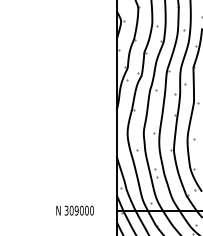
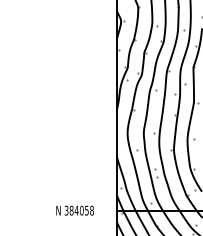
text: 309000 -> 384058 (81, 210)
